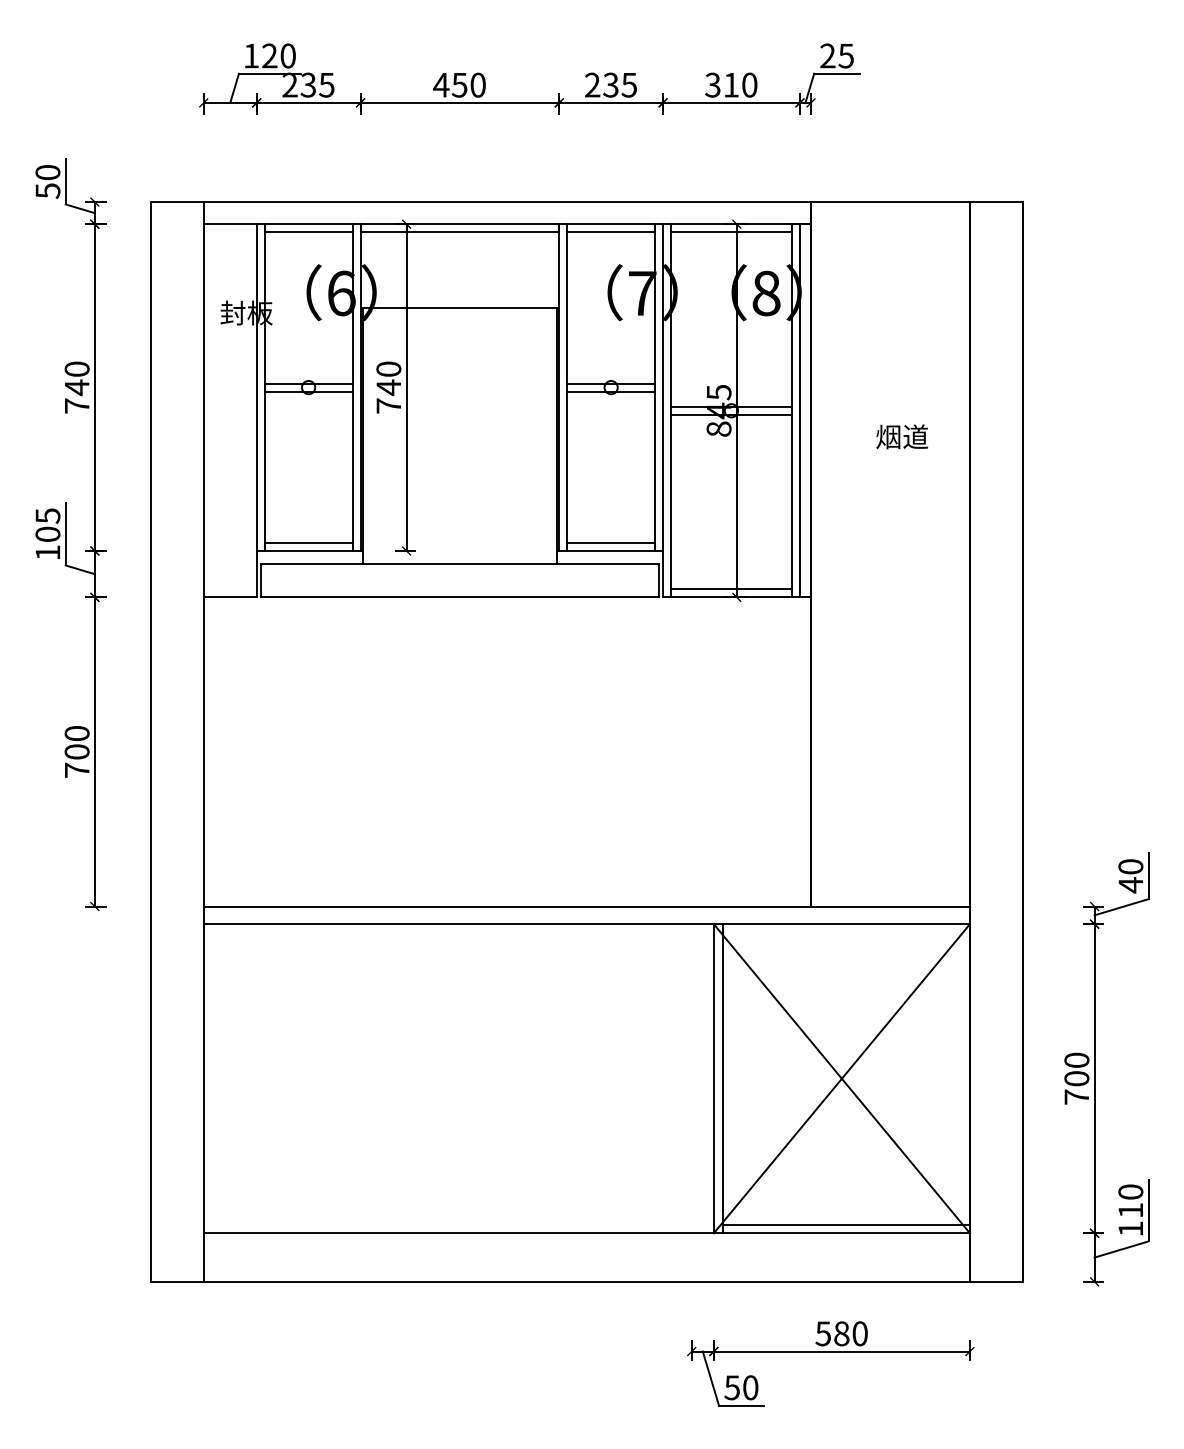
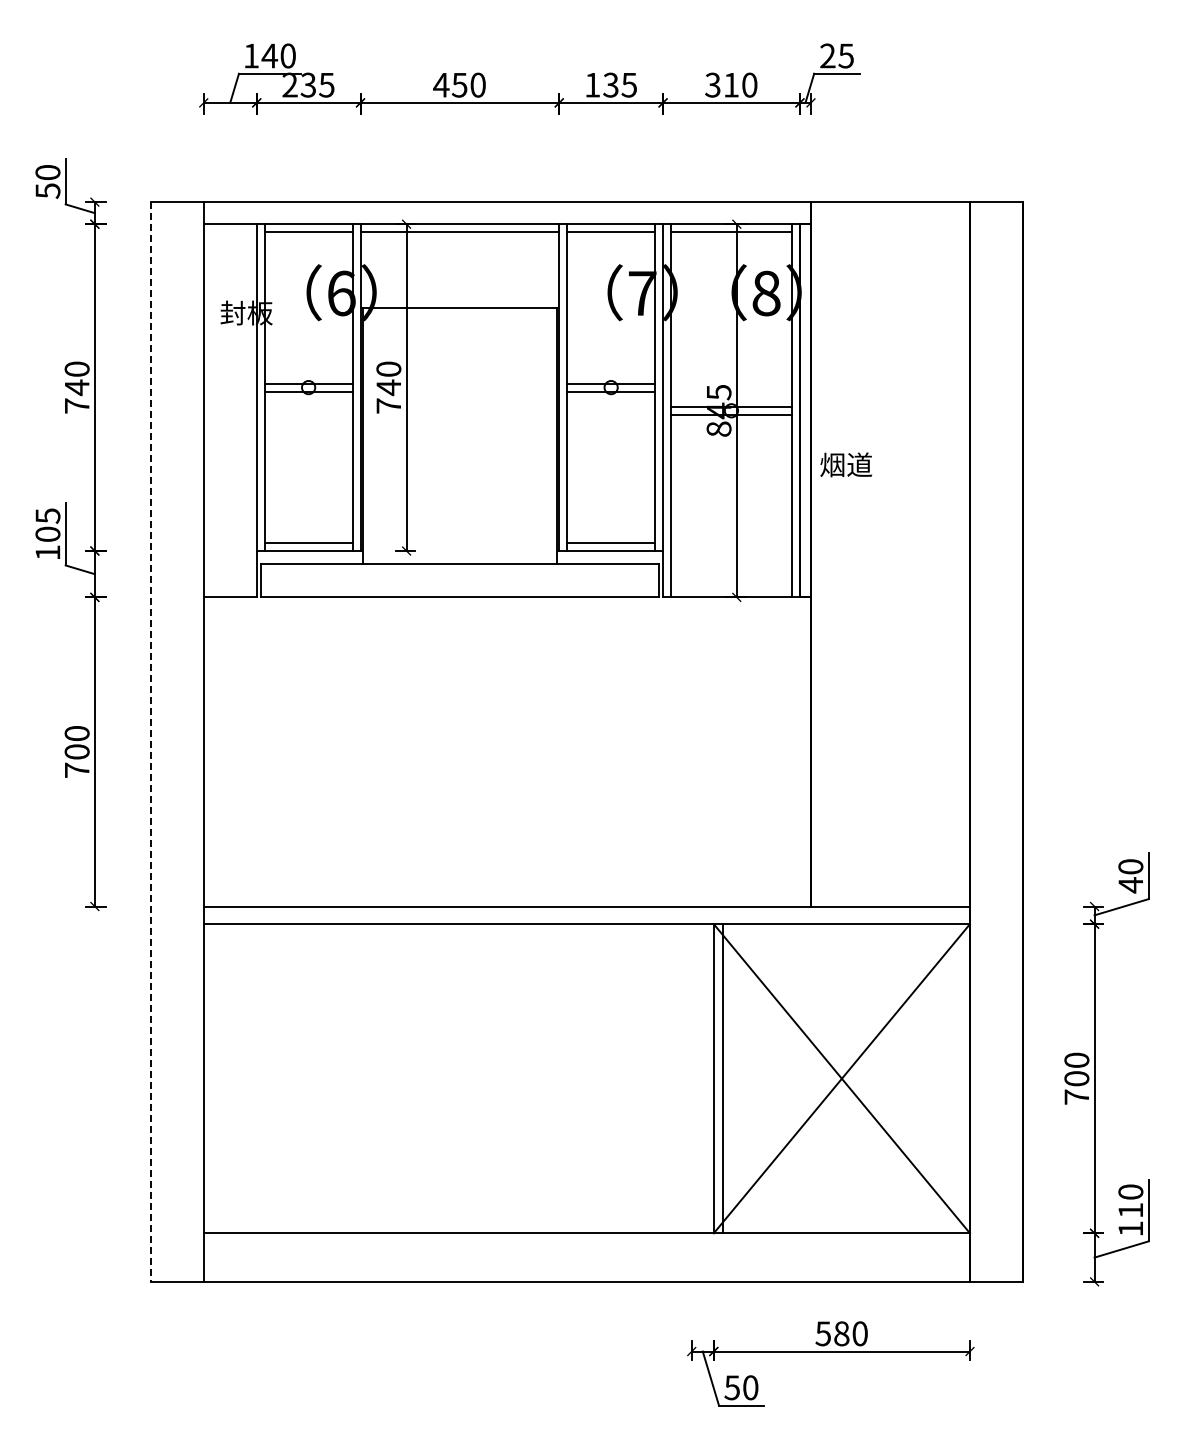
text: 120 -> 140 (269, 55)
text: 235 -> 135 (592, 84)
text position: (901, 436) -> (845, 464) (845, 464)
line: present -> none (730, 589)
line: solid -> dashed (150, 742)
line: present -> none (845, 1225)
